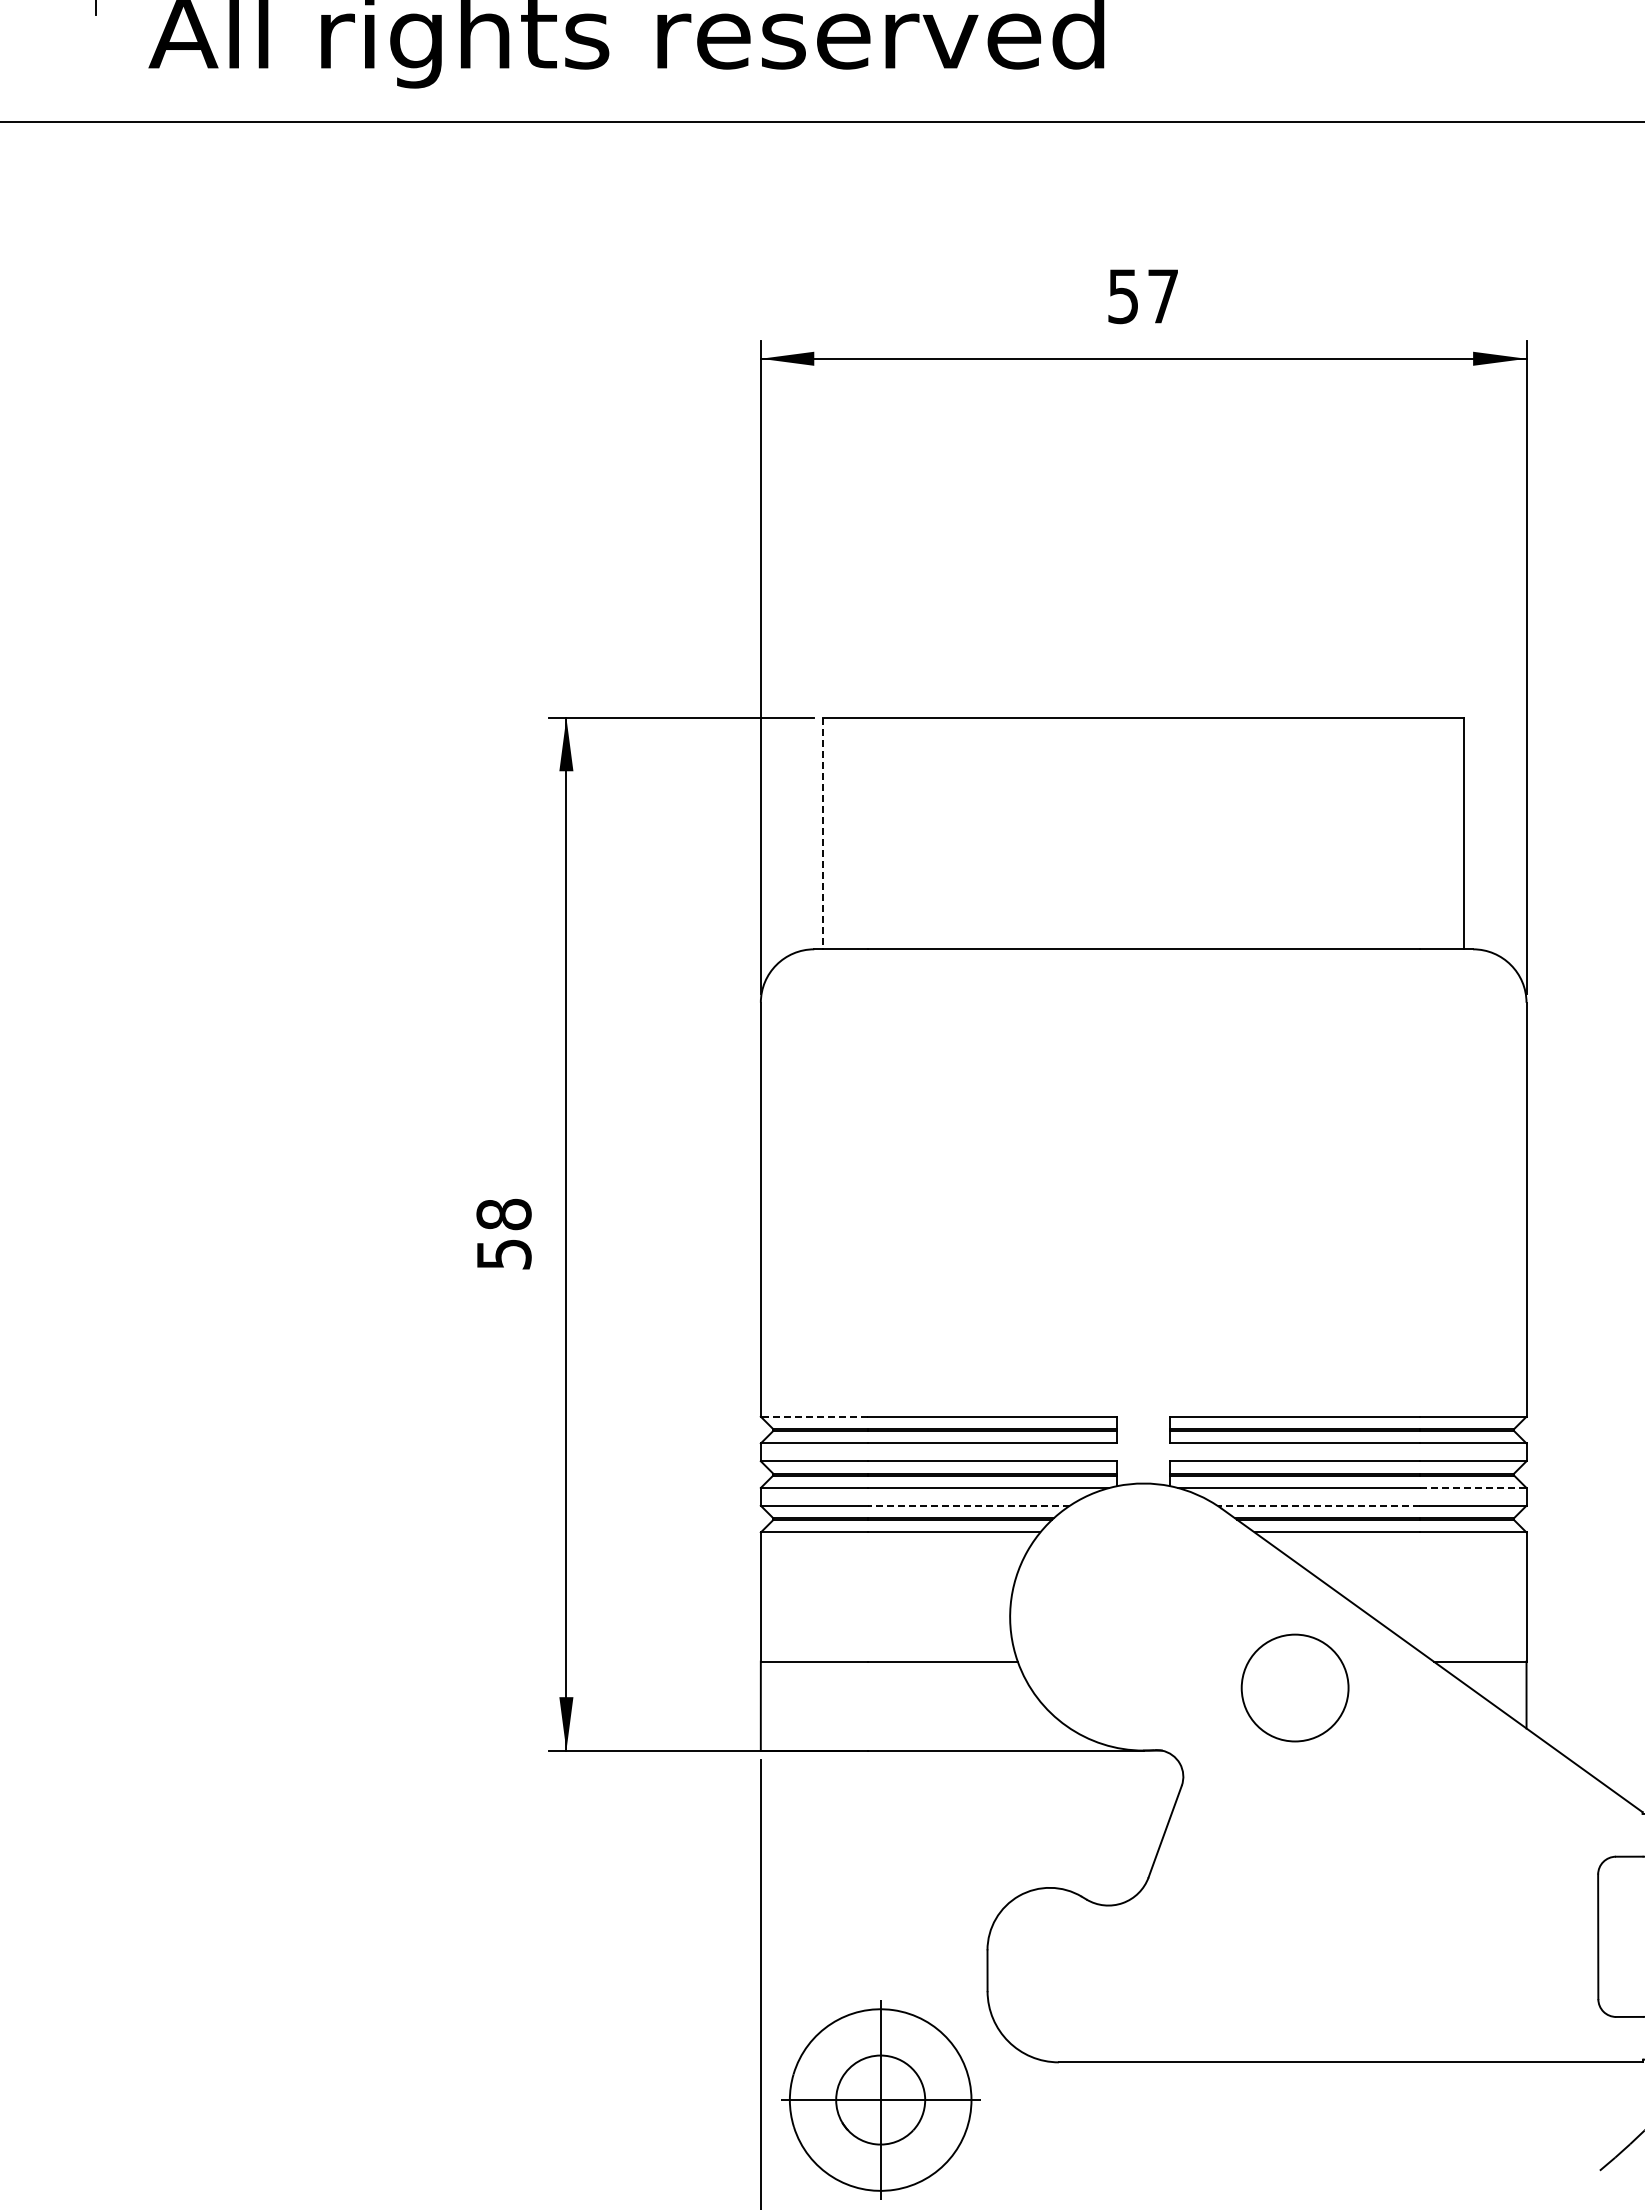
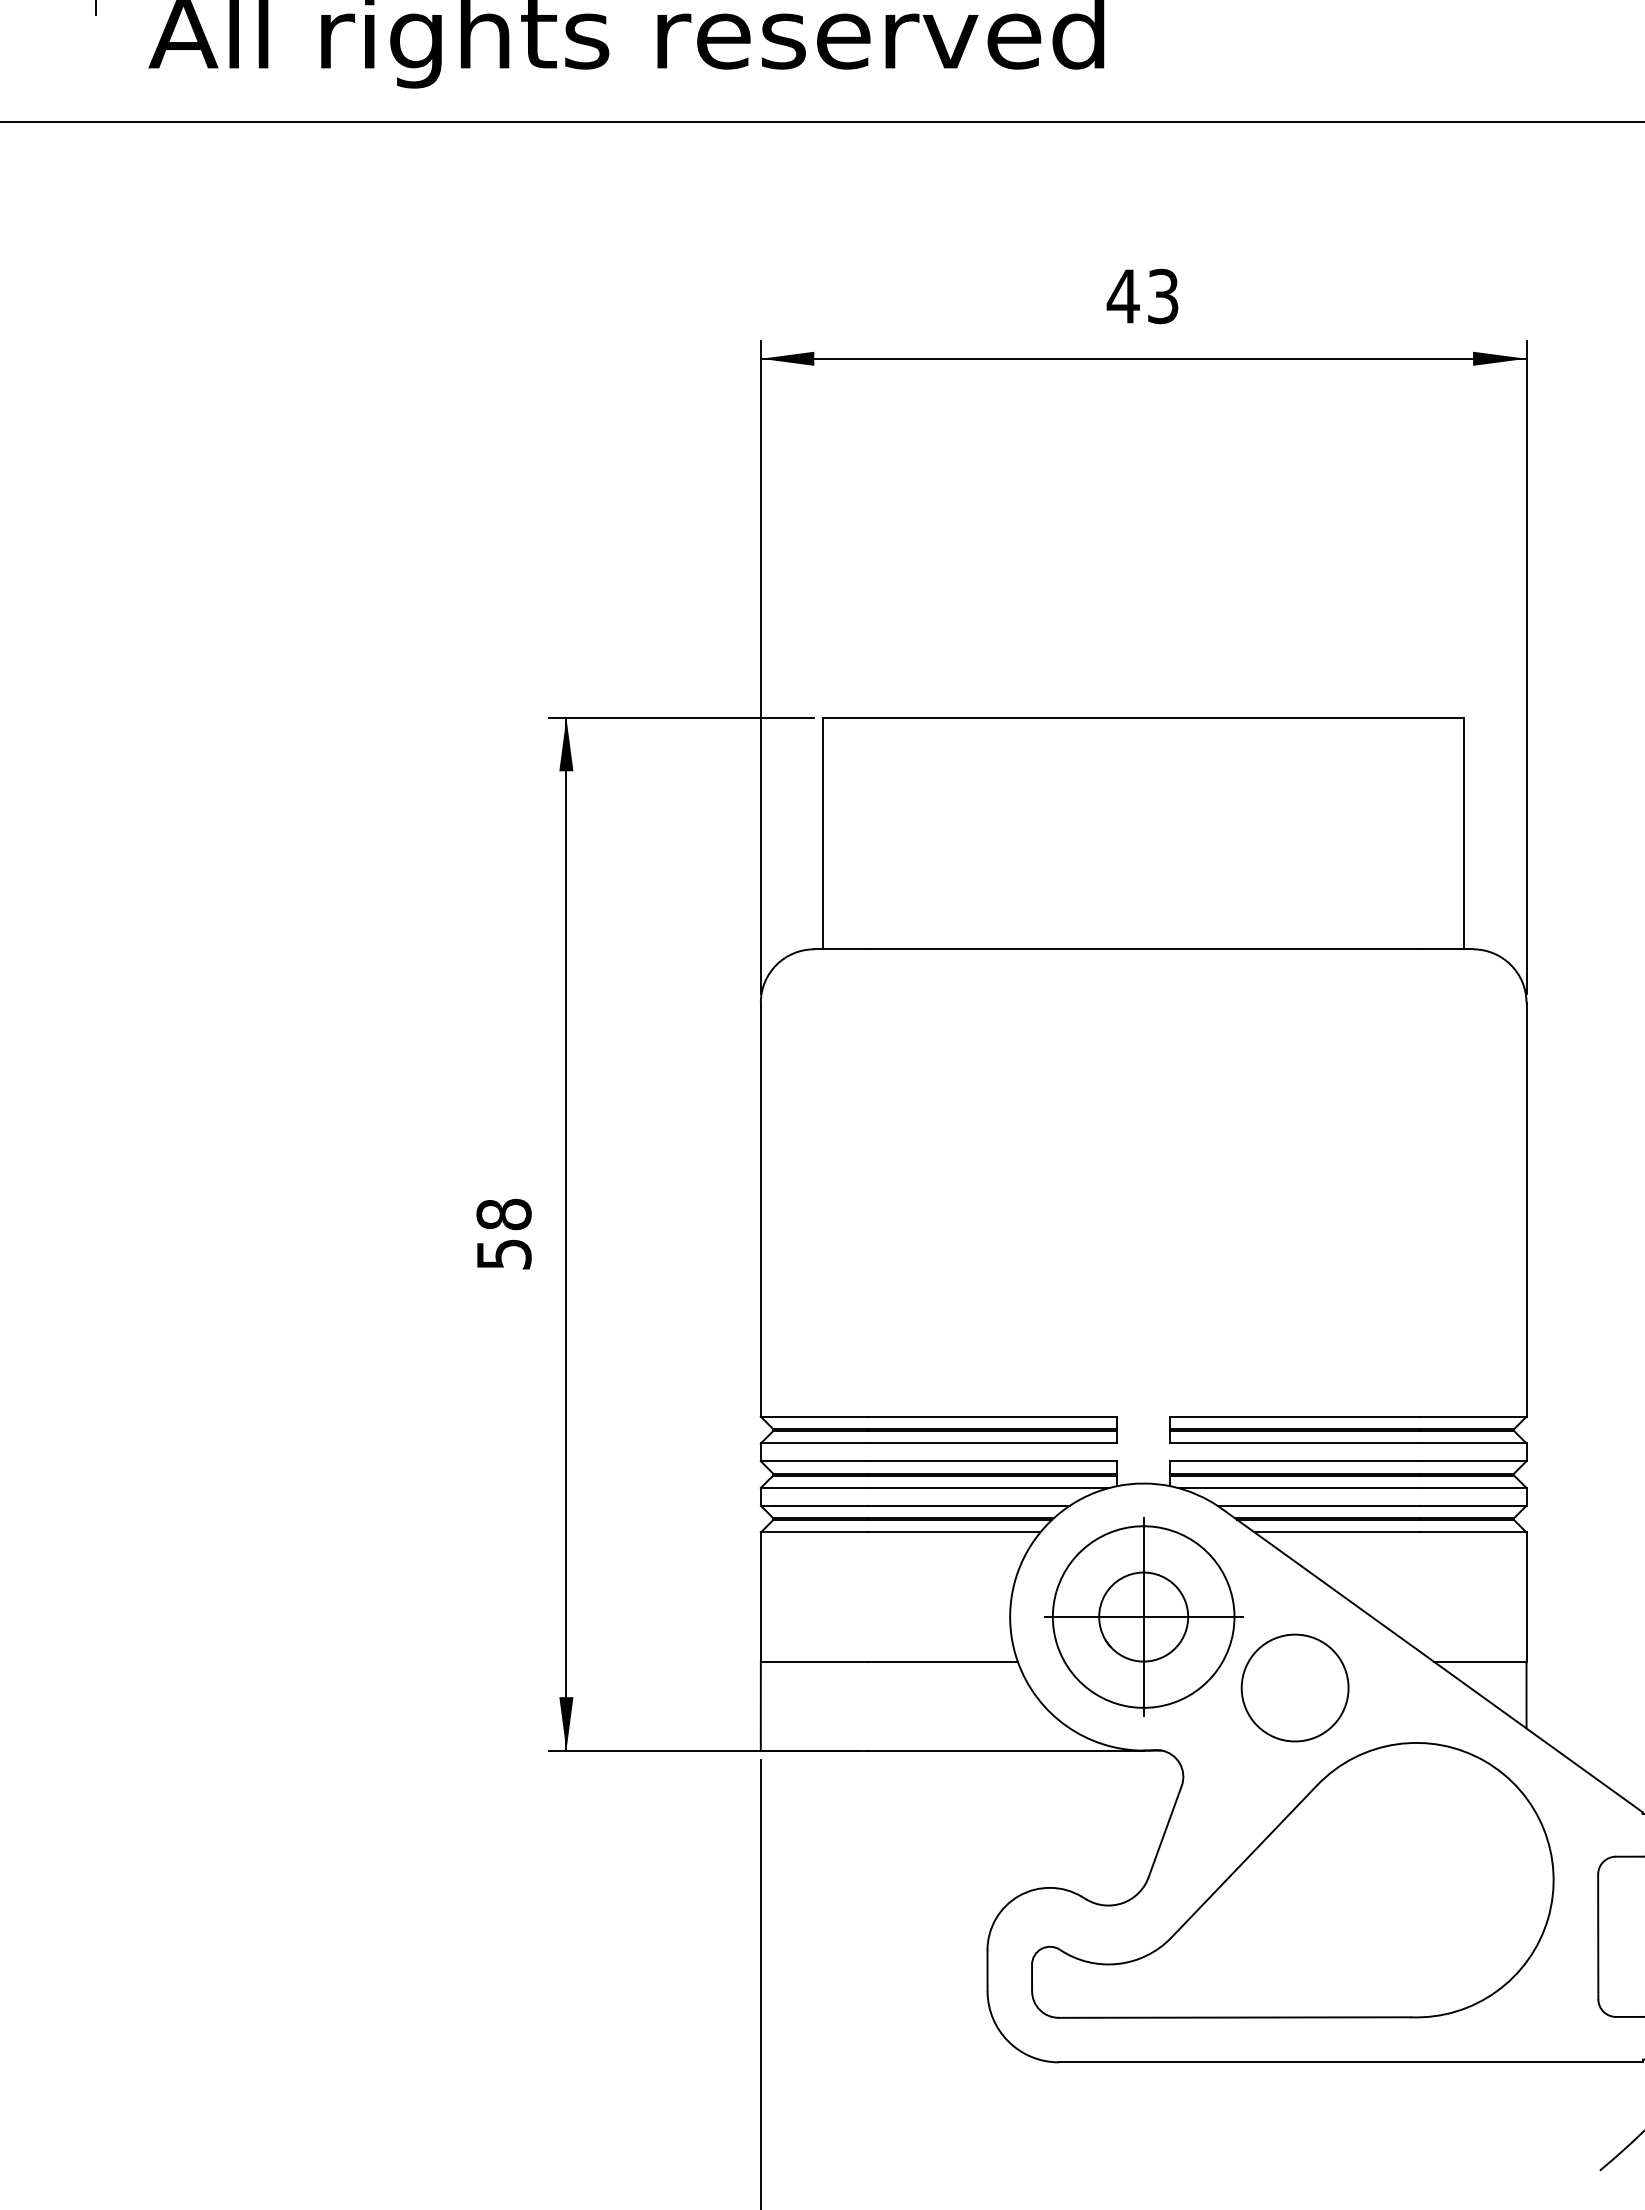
text: 57 -> 43 (1142, 296)
line: dashed -> solid (823, 833)
line: dashed -> solid (813, 1416)
line: dashed -> solid (1473, 1487)
line: dashed -> solid (968, 1505)
line: dashed -> solid (1318, 1505)
part: none -> present (1292, 1880)
part position: (880, 2099) -> (1143, 1616) (1143, 1616)
